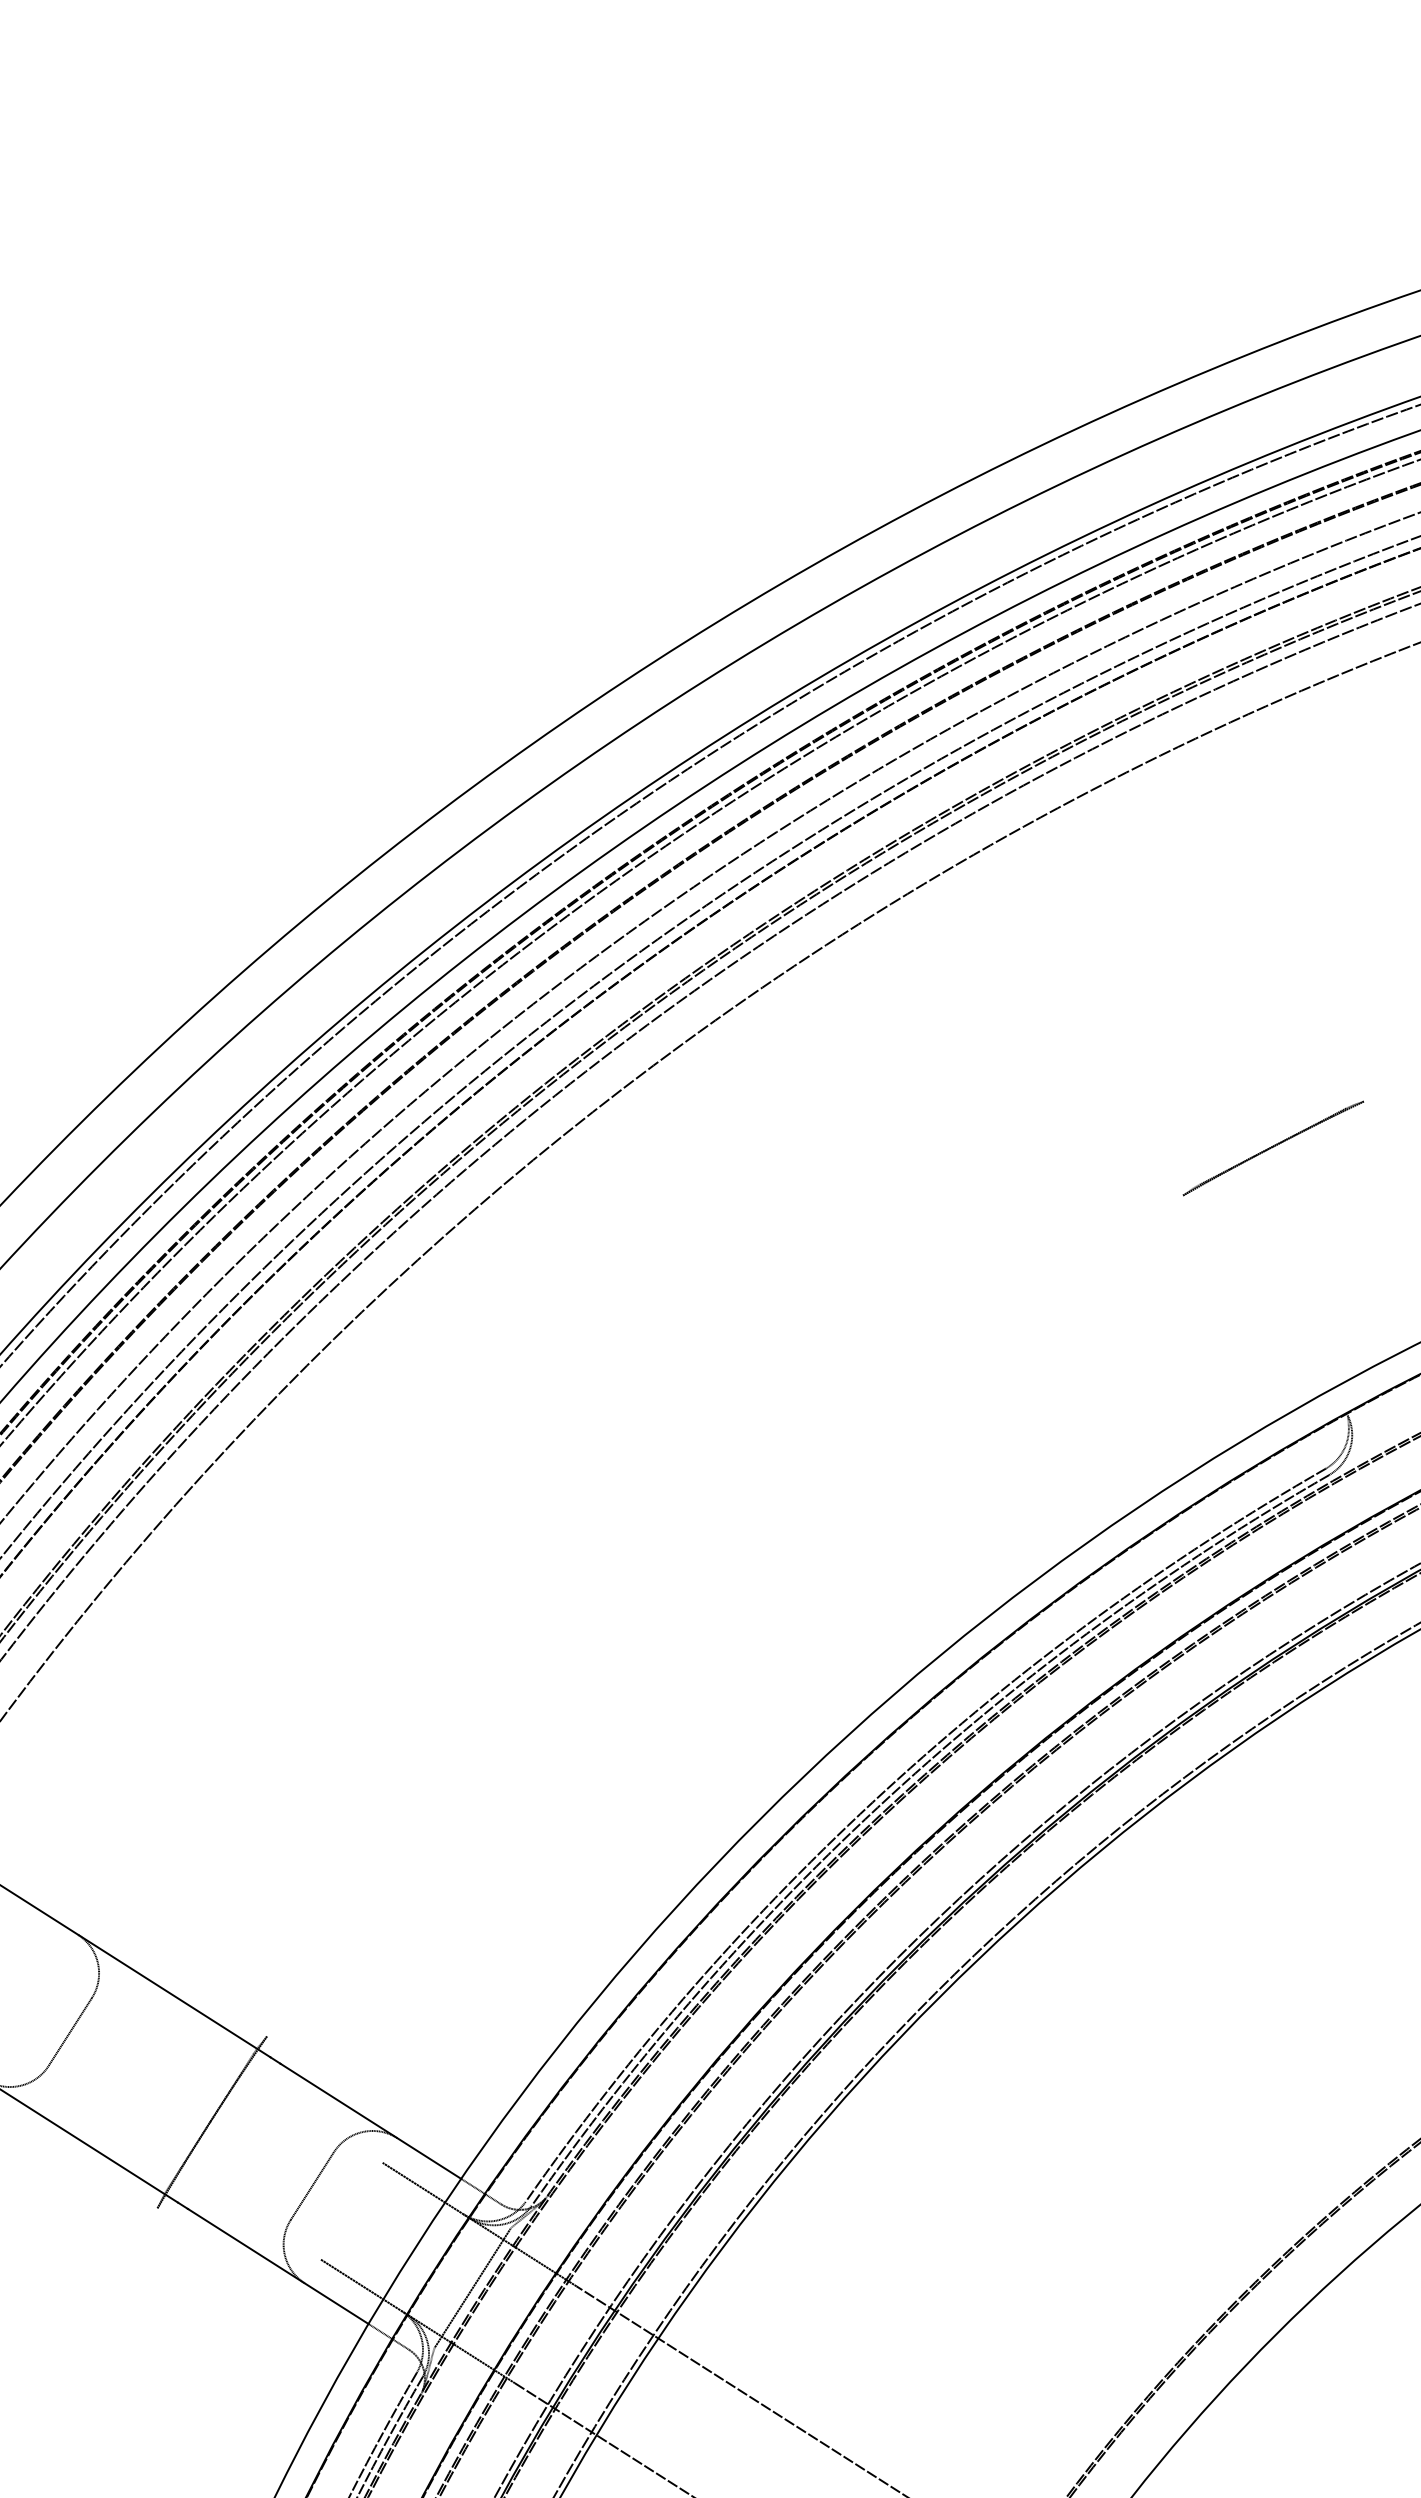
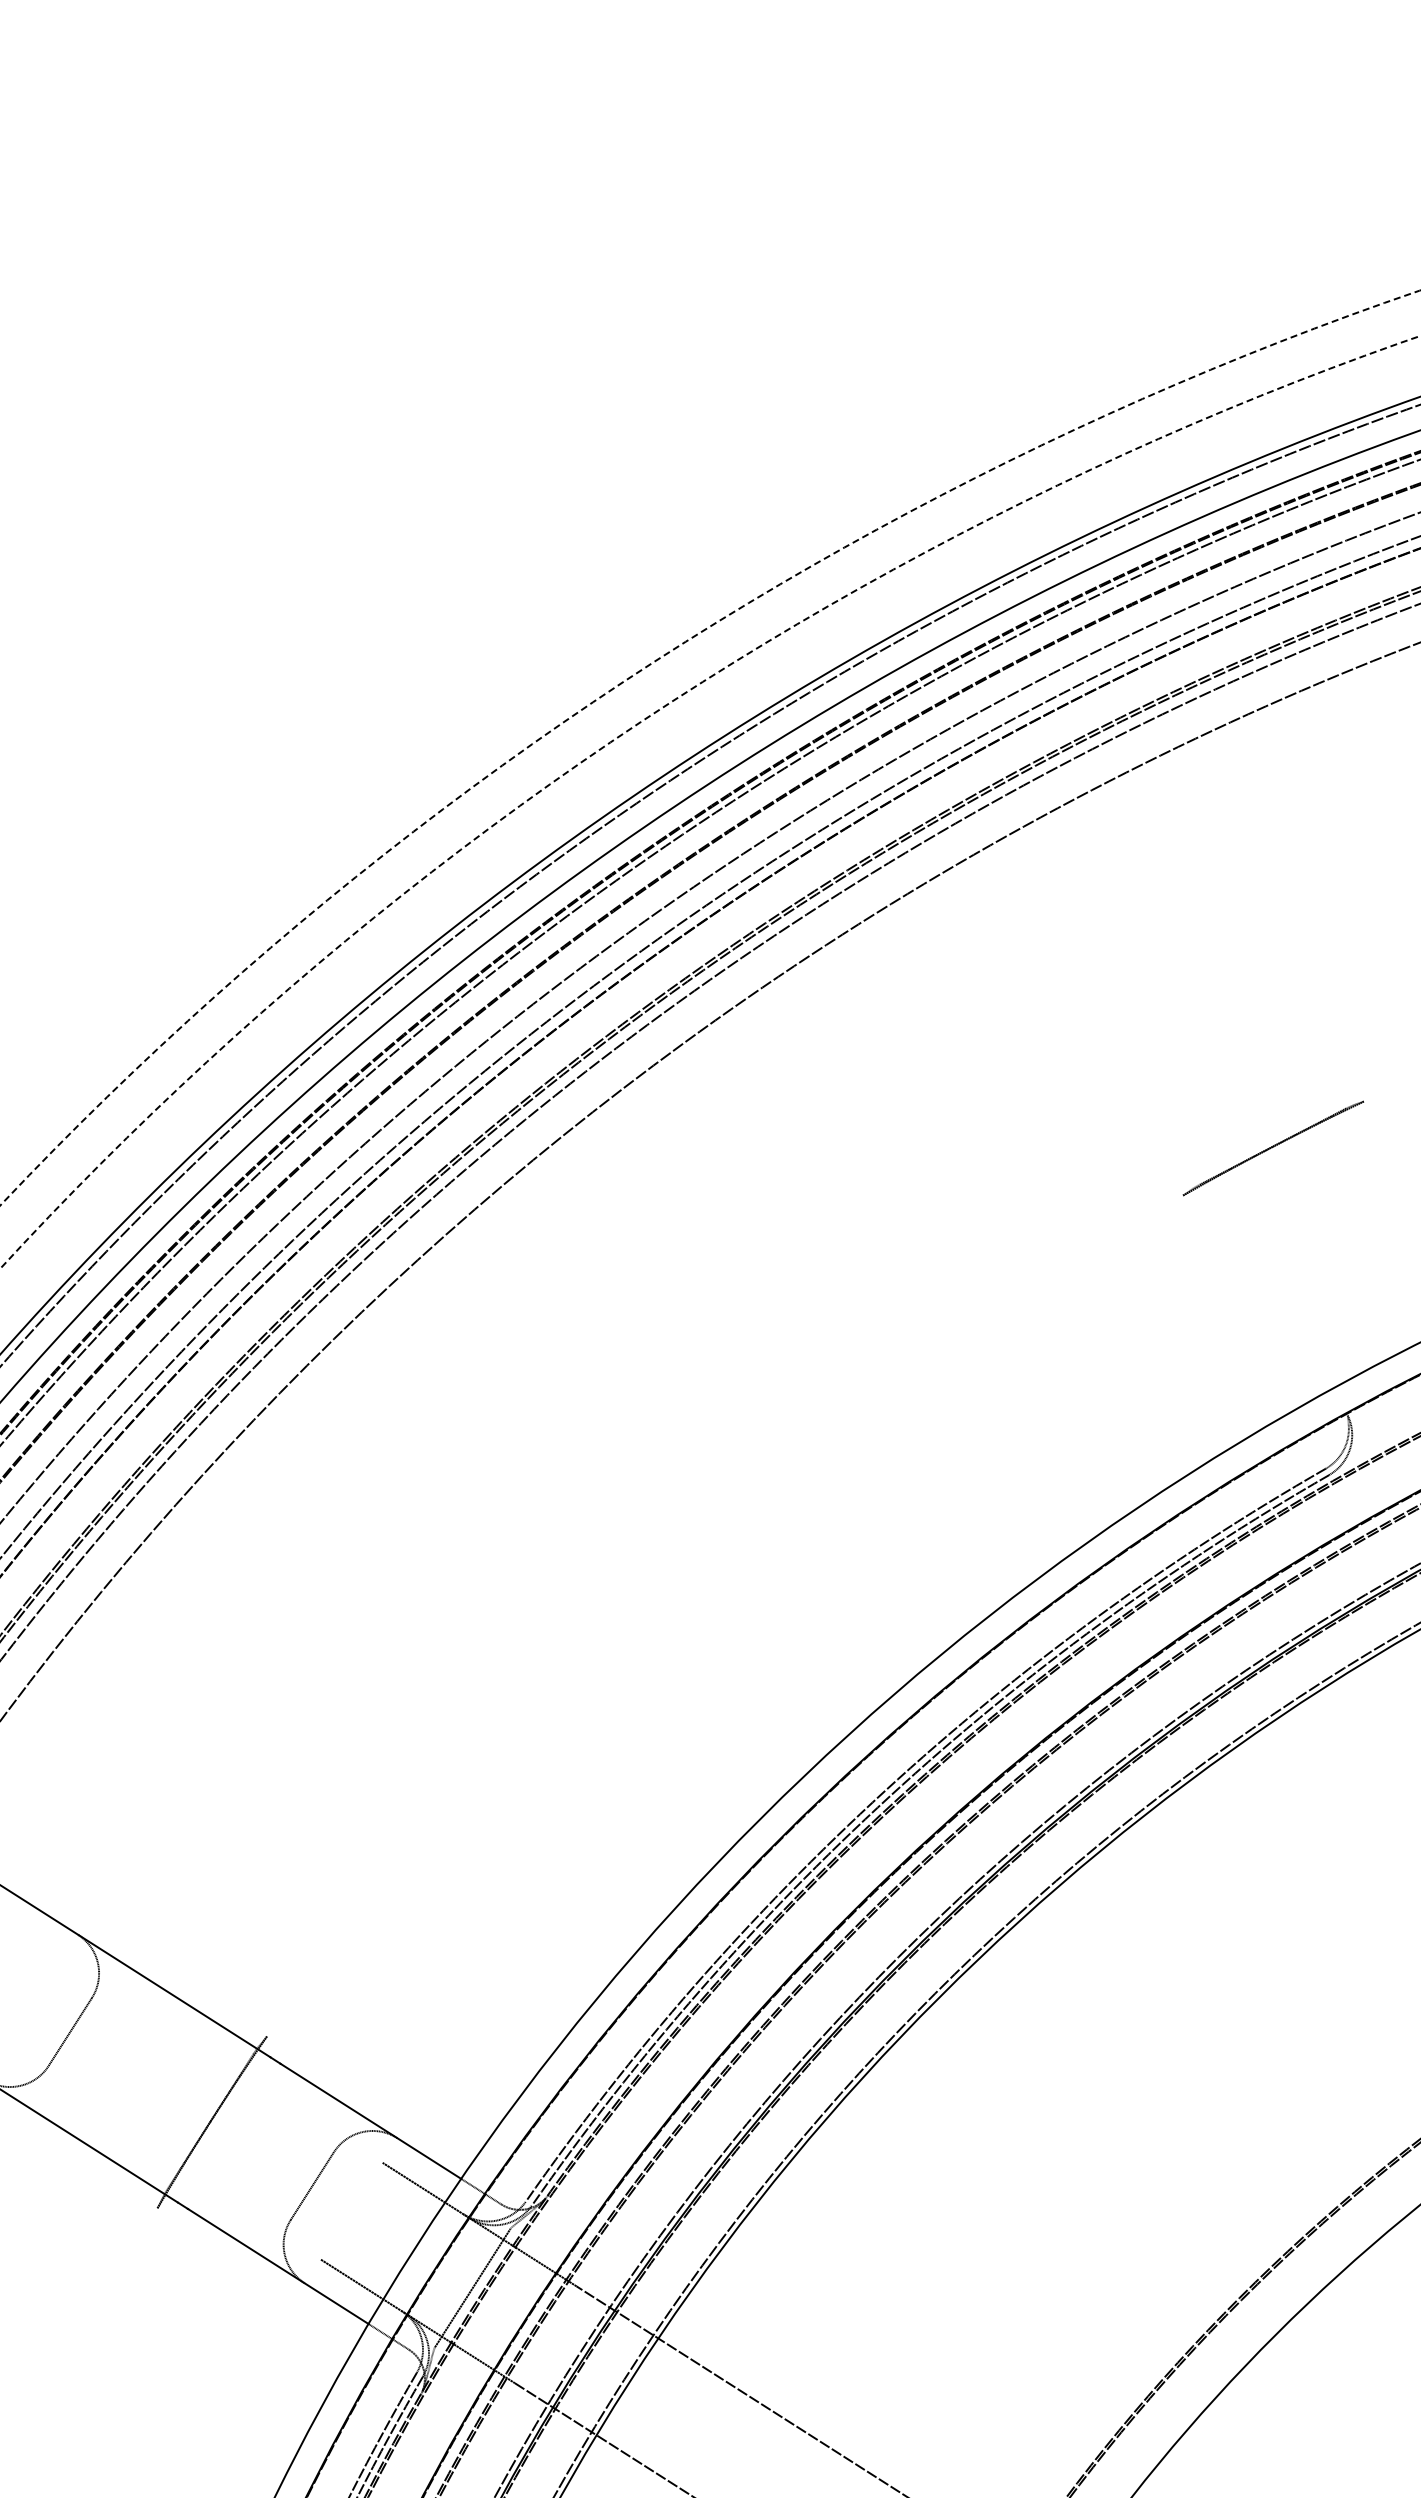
arc: solid -> dashed (655, 661)
arc: solid -> dashed (652, 714)
